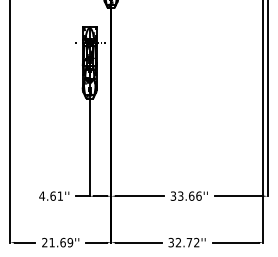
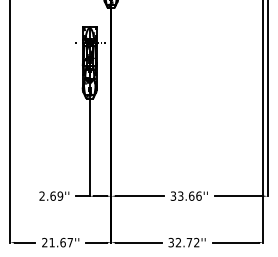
text: 4.61'' -> 2.69'' (51, 195)
text: 21.69'' -> 21.67'' (70, 242)
